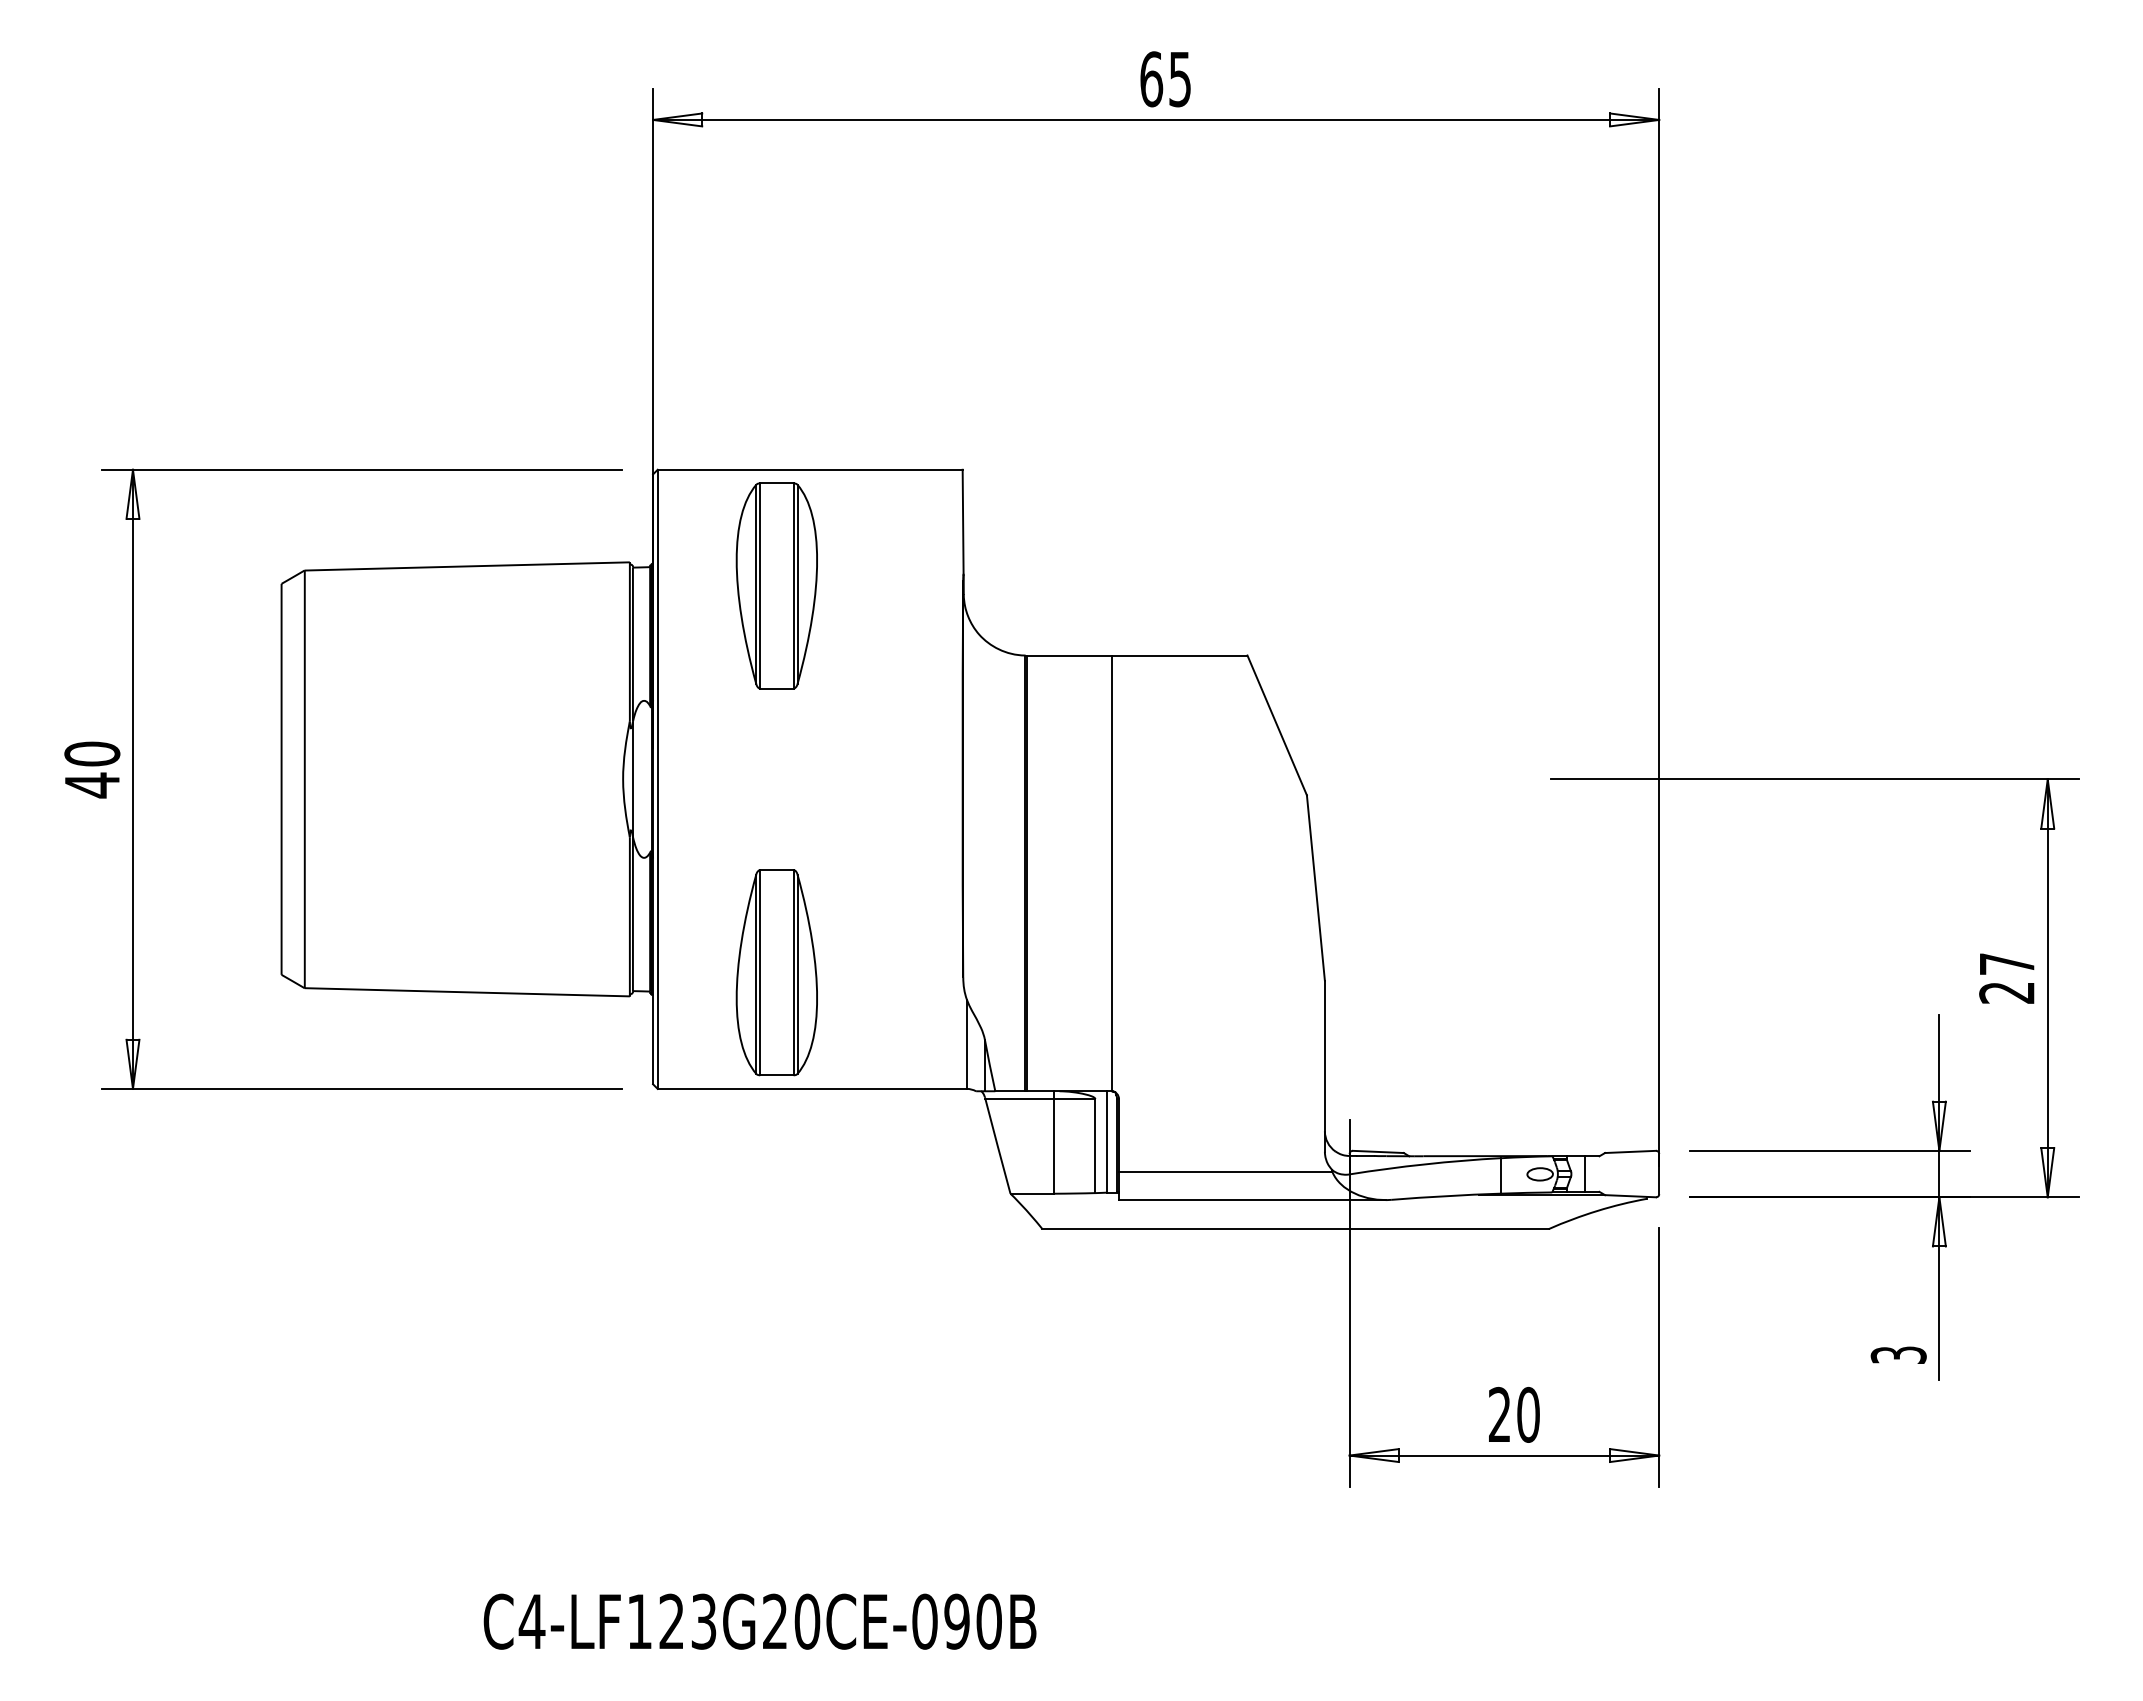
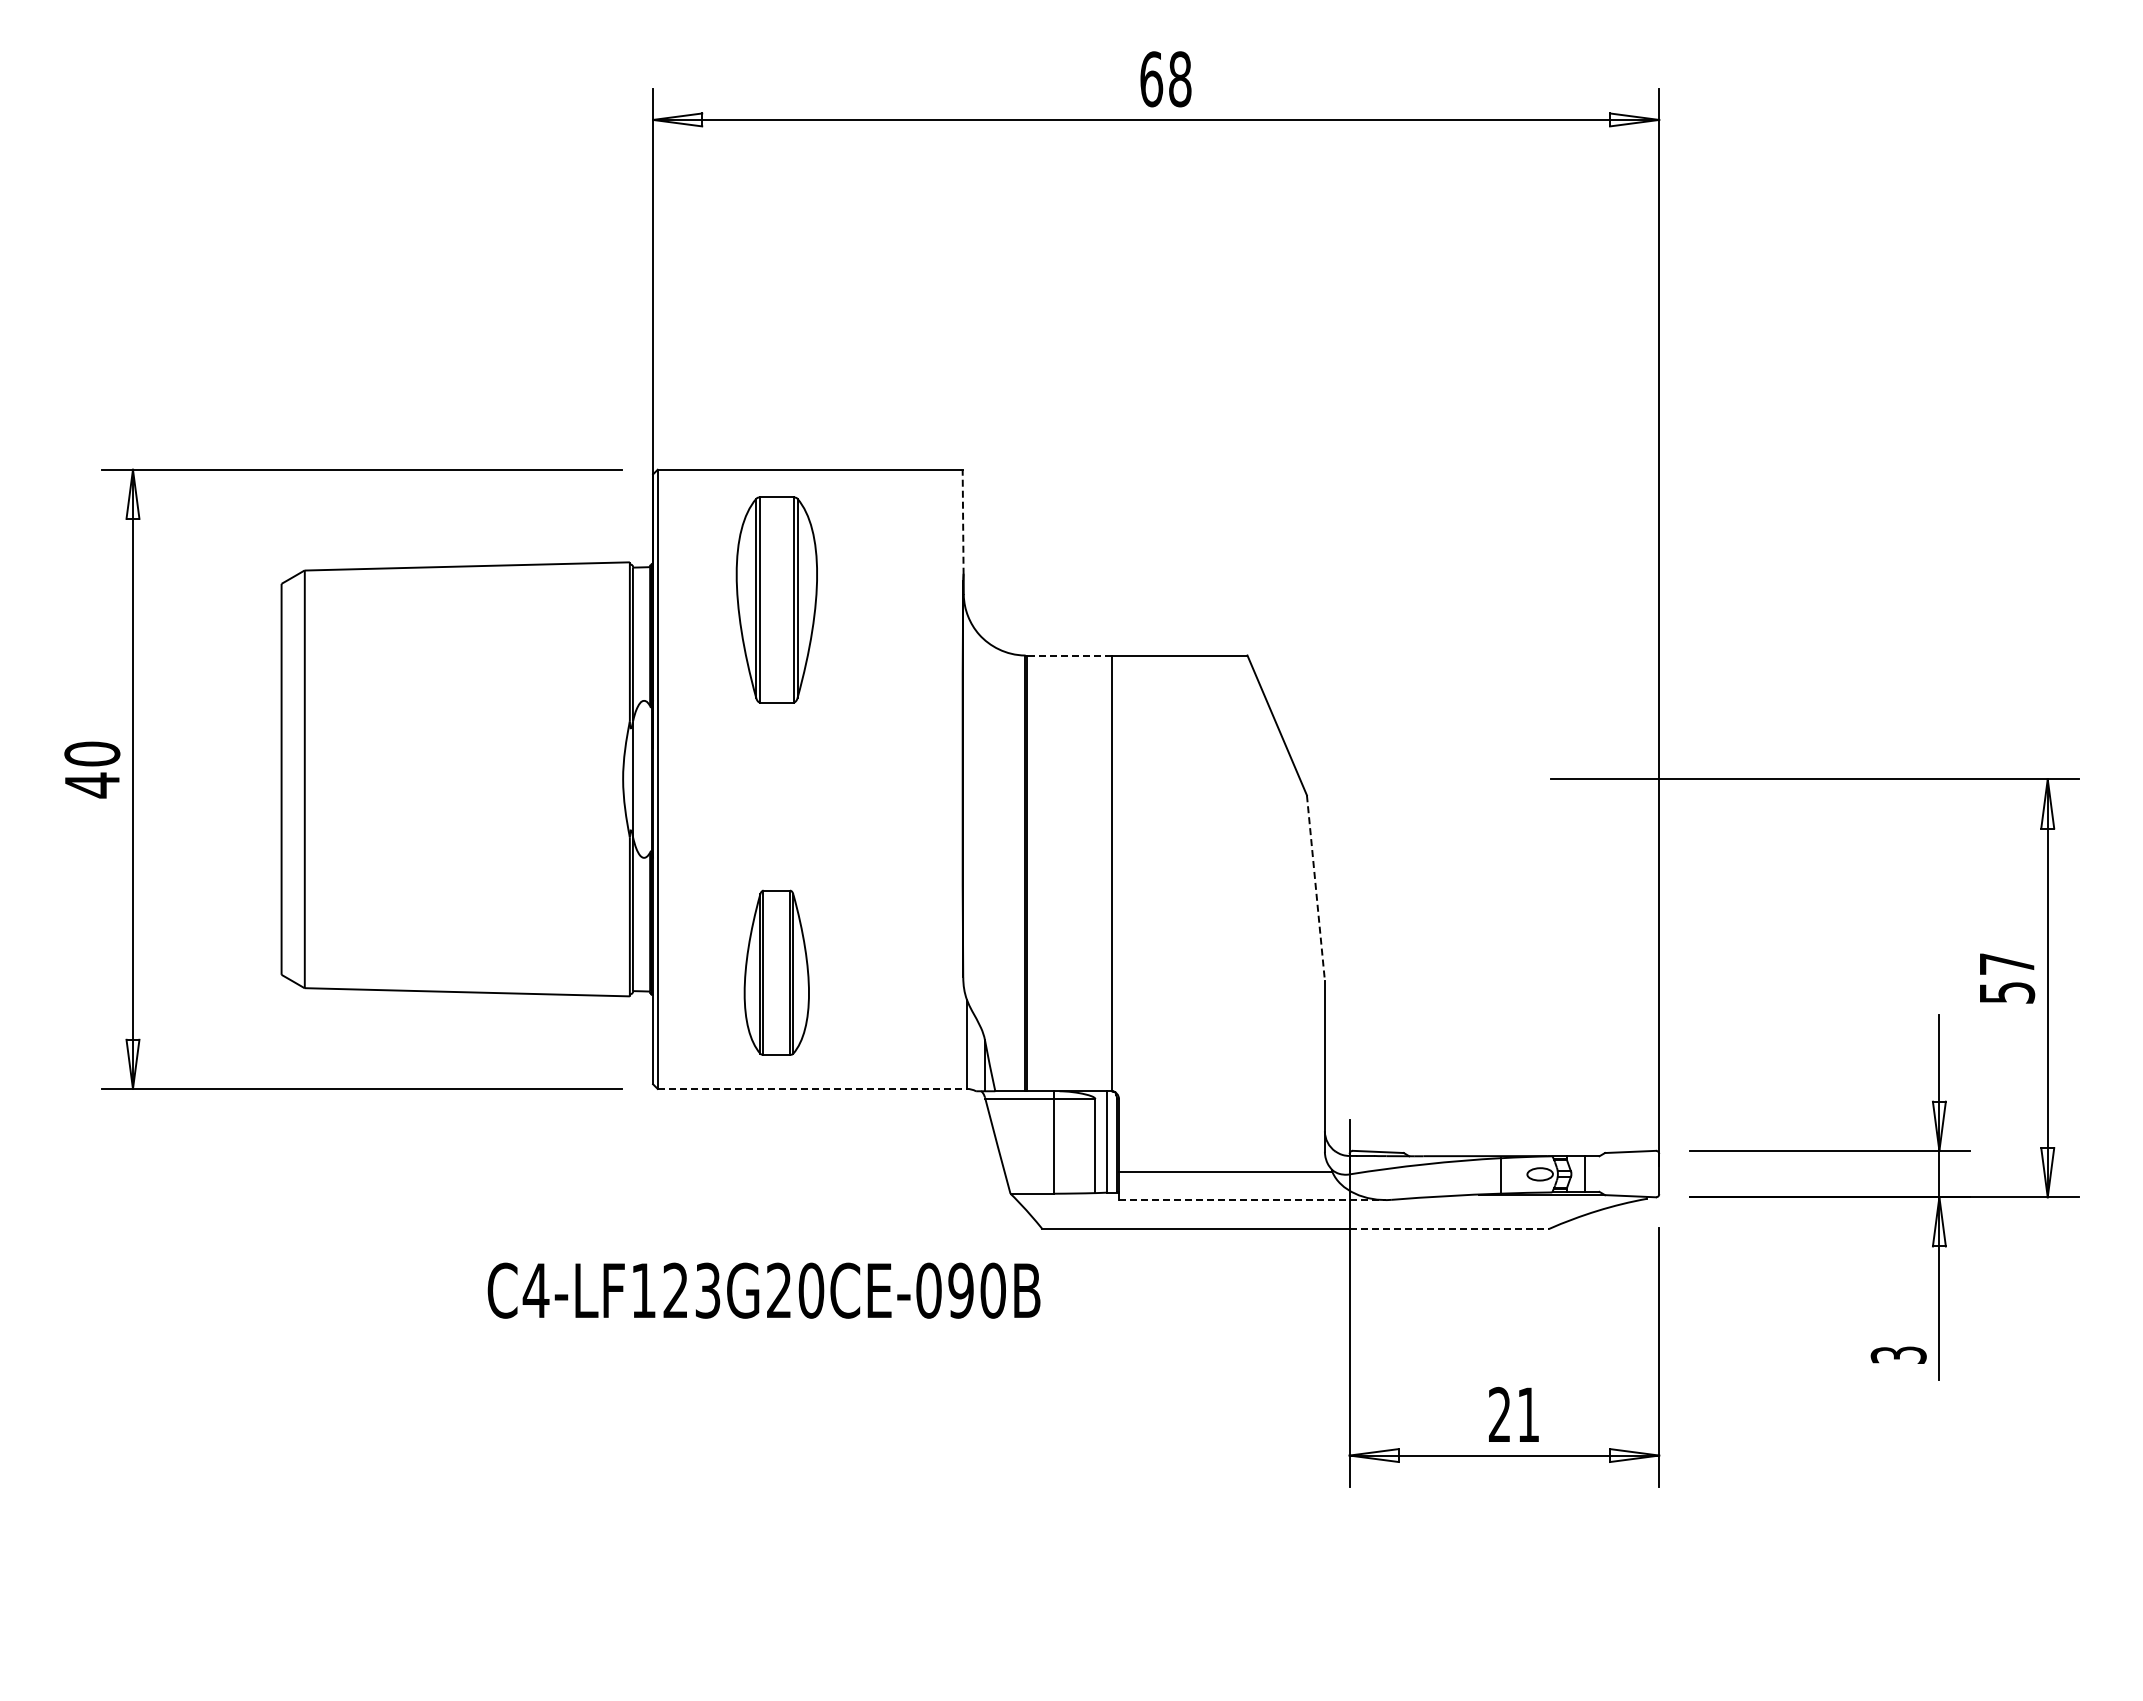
text: 65 -> 68 (1180, 79)
line: solid -> dashed (963, 521)
part position: (776, 585) -> (776, 599) (776, 599)
line: solid -> dashed (1069, 655)
line: solid -> dashed (1315, 888)
part size: 83x208 px -> 67x167 px (776, 972)
text: 27 -> 57 (2007, 992)
line: solid -> dashed (812, 1088)
line: solid -> dashed (1252, 1200)
line: solid -> dashed (1449, 1229)
text: 20 -> 21 (1528, 1414)
text position: (759, 1621) -> (763, 1290) (763, 1290)
